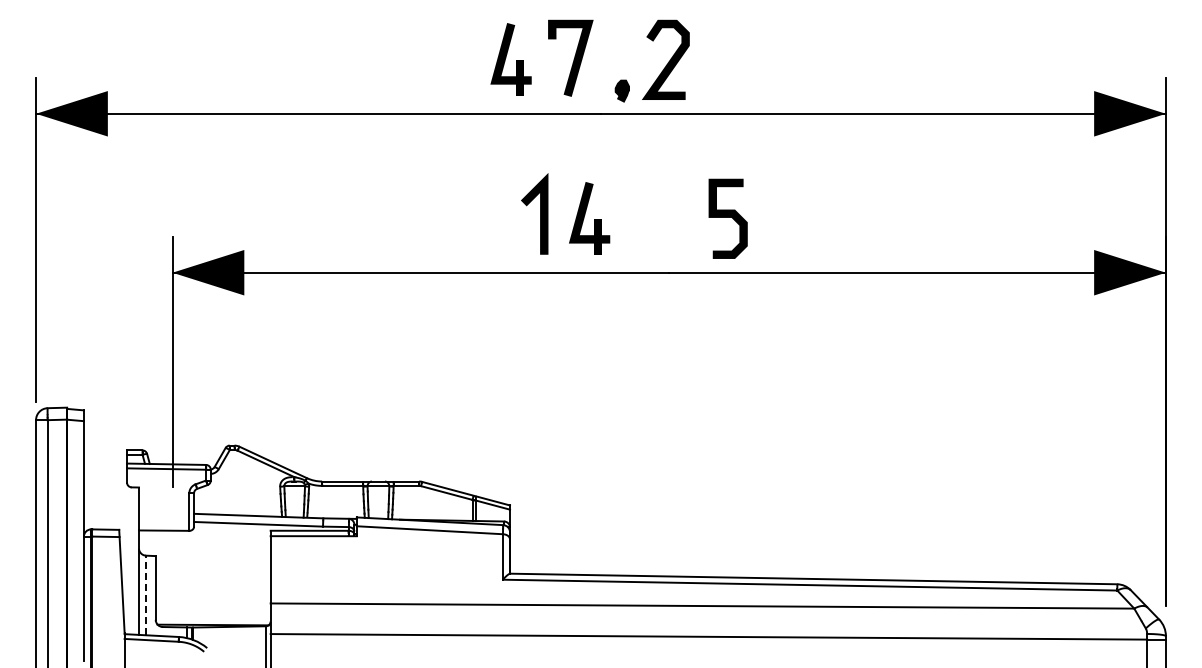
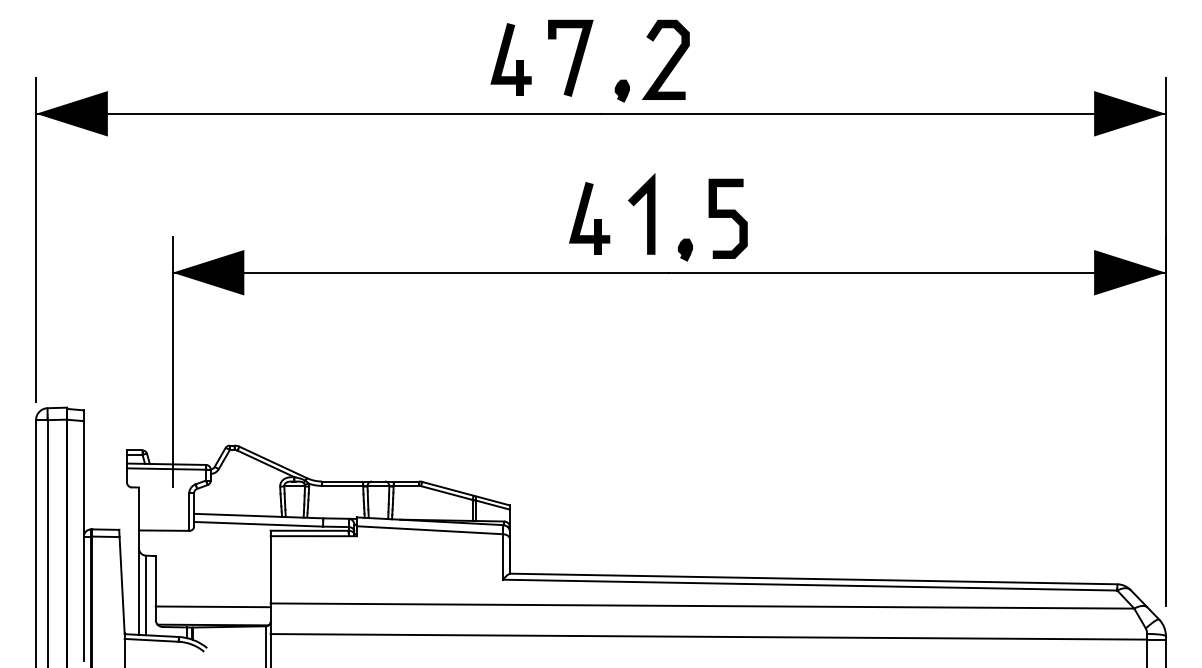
line position: (540, 213) -> (647, 213) (647, 213)
part: none -> present (684, 249)
line: dashed -> solid (146, 595)
line: none -> present (212, 606)
